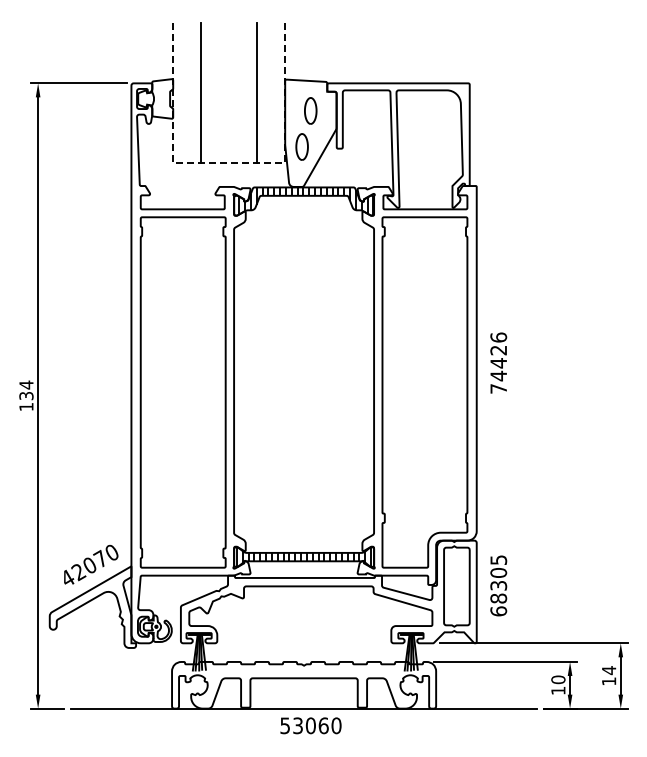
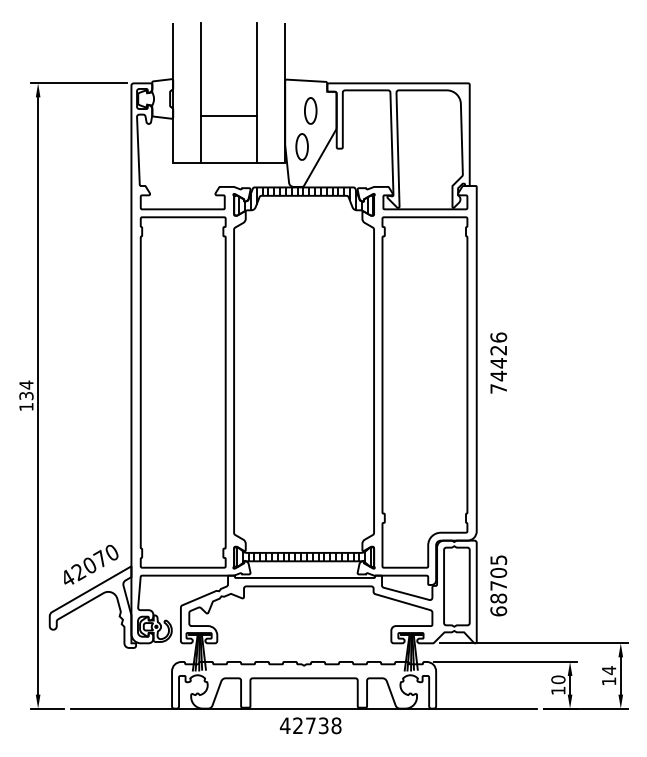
line: none -> present (229, 116)
line: dashed -> solid (229, 162)
text: 68305 -> 68705 (498, 585)
text: 53060 -> 42738 (310, 725)
